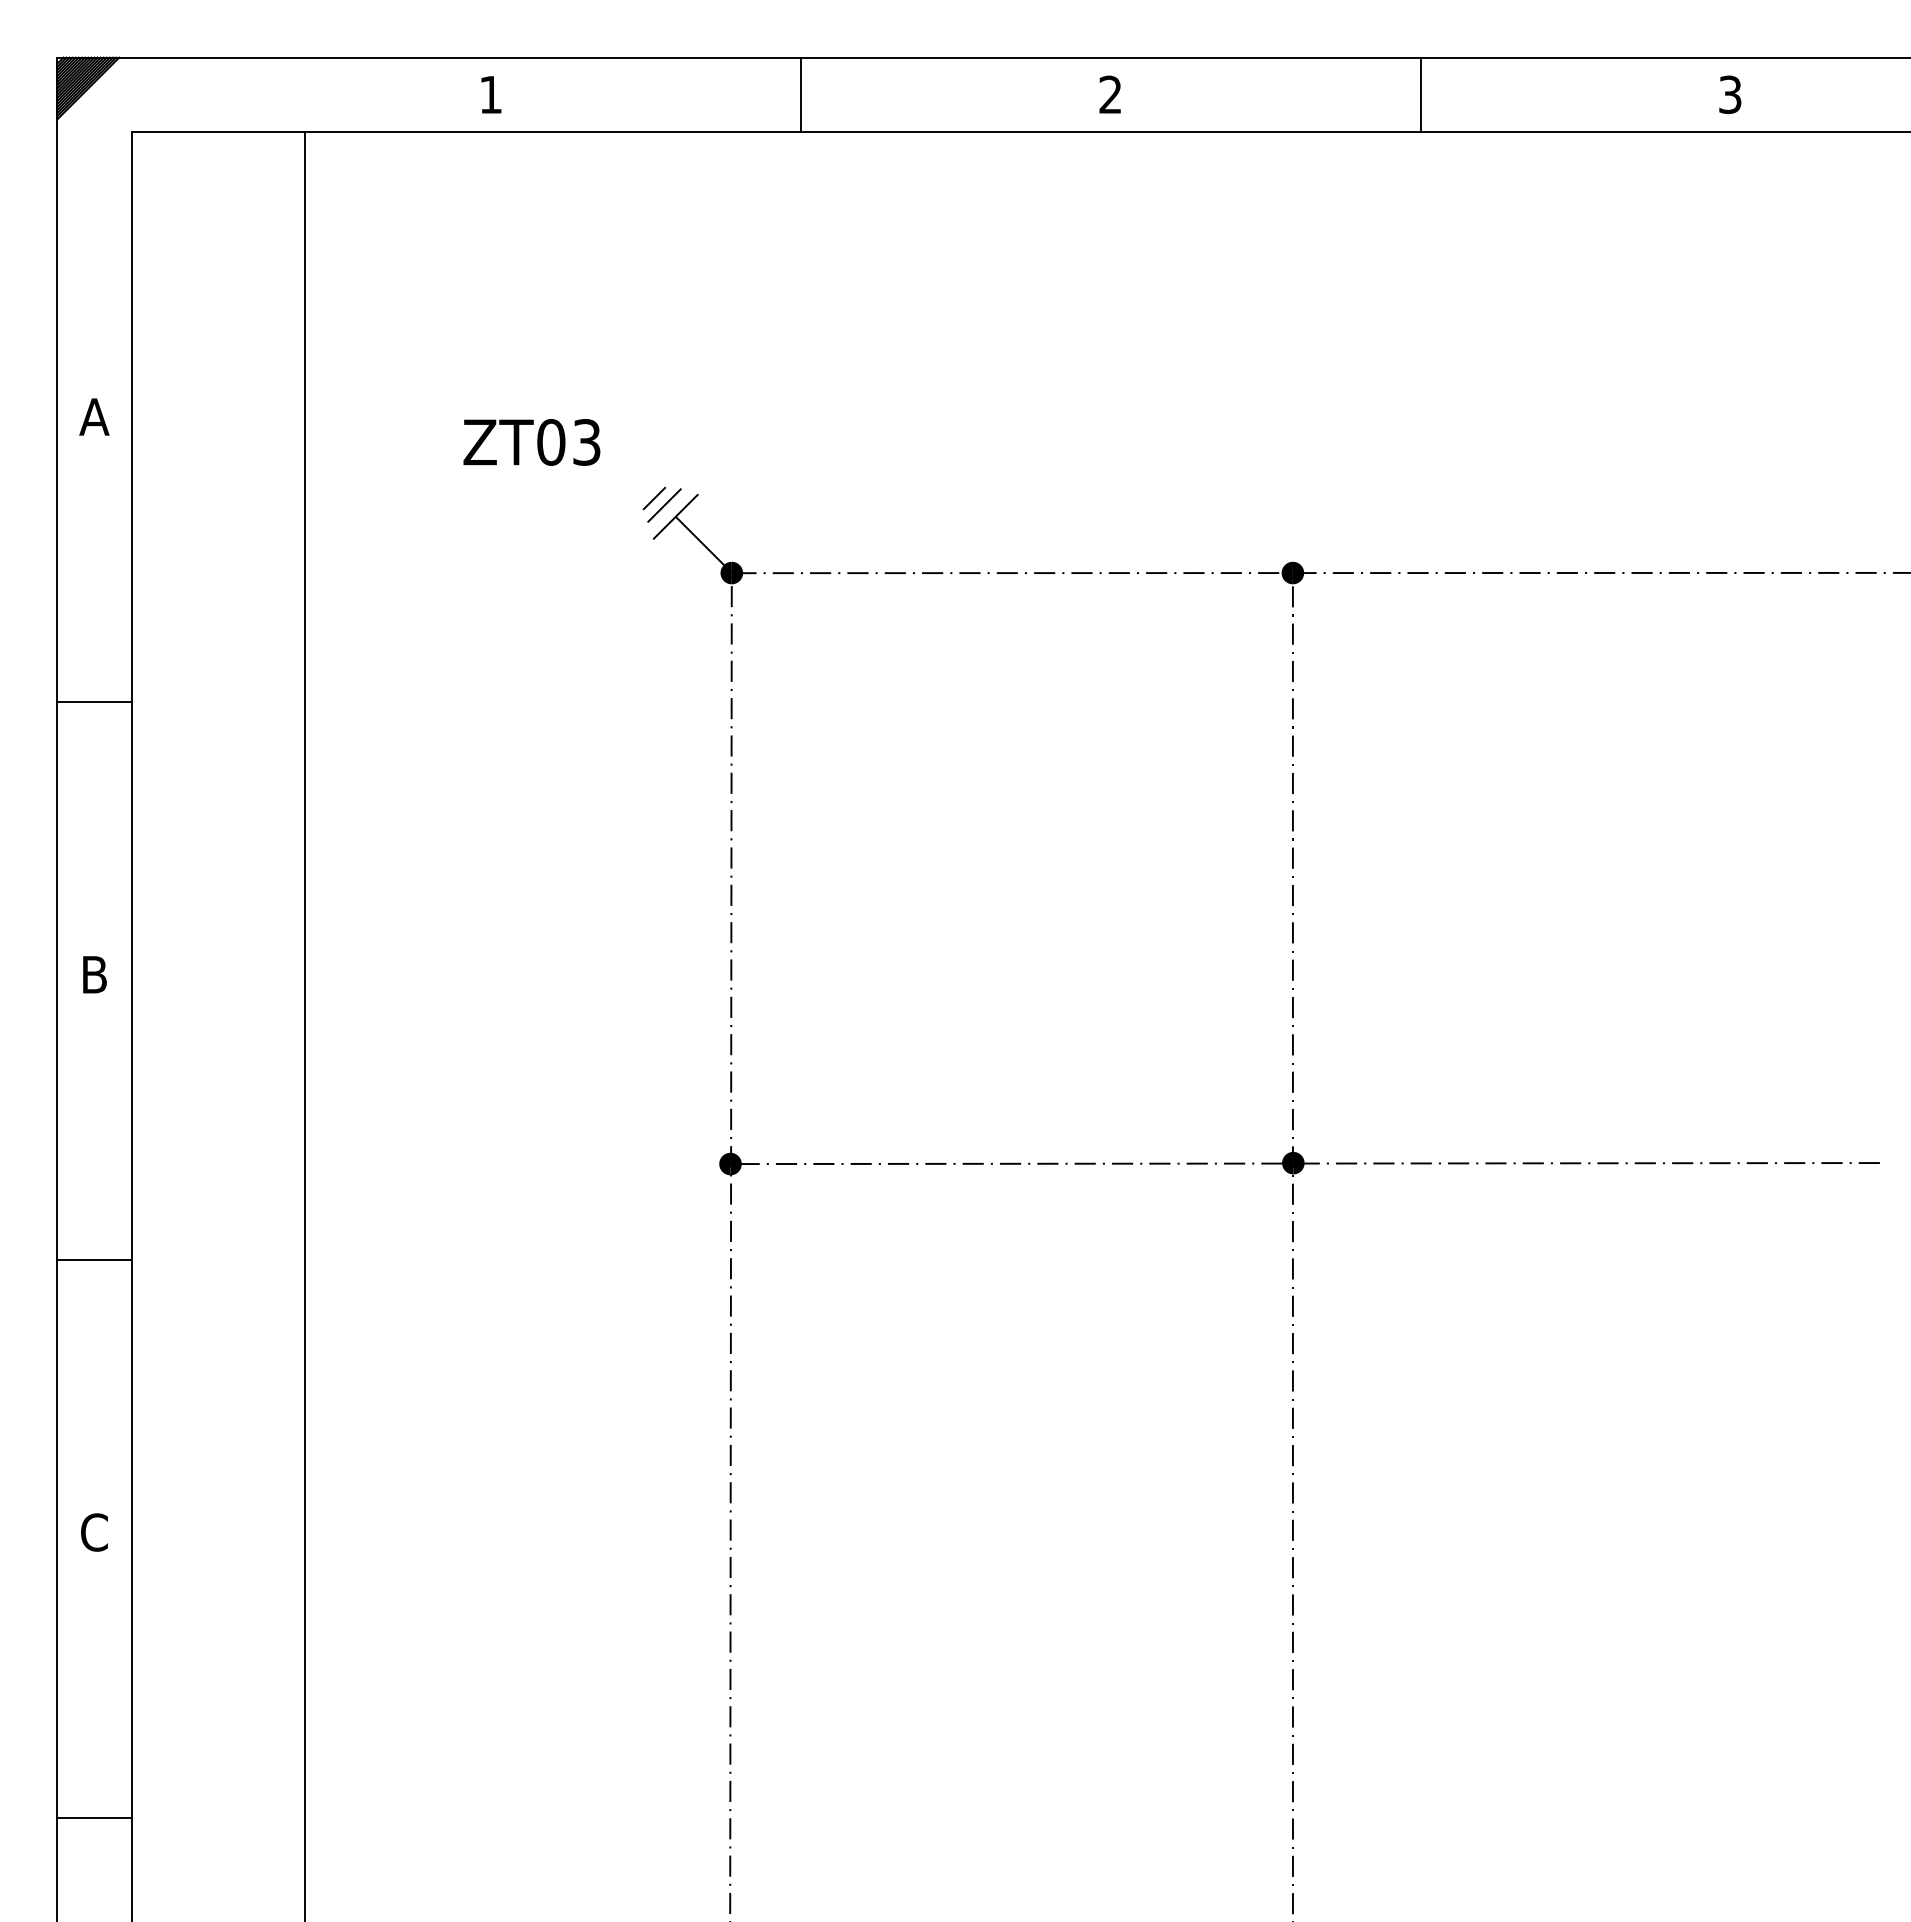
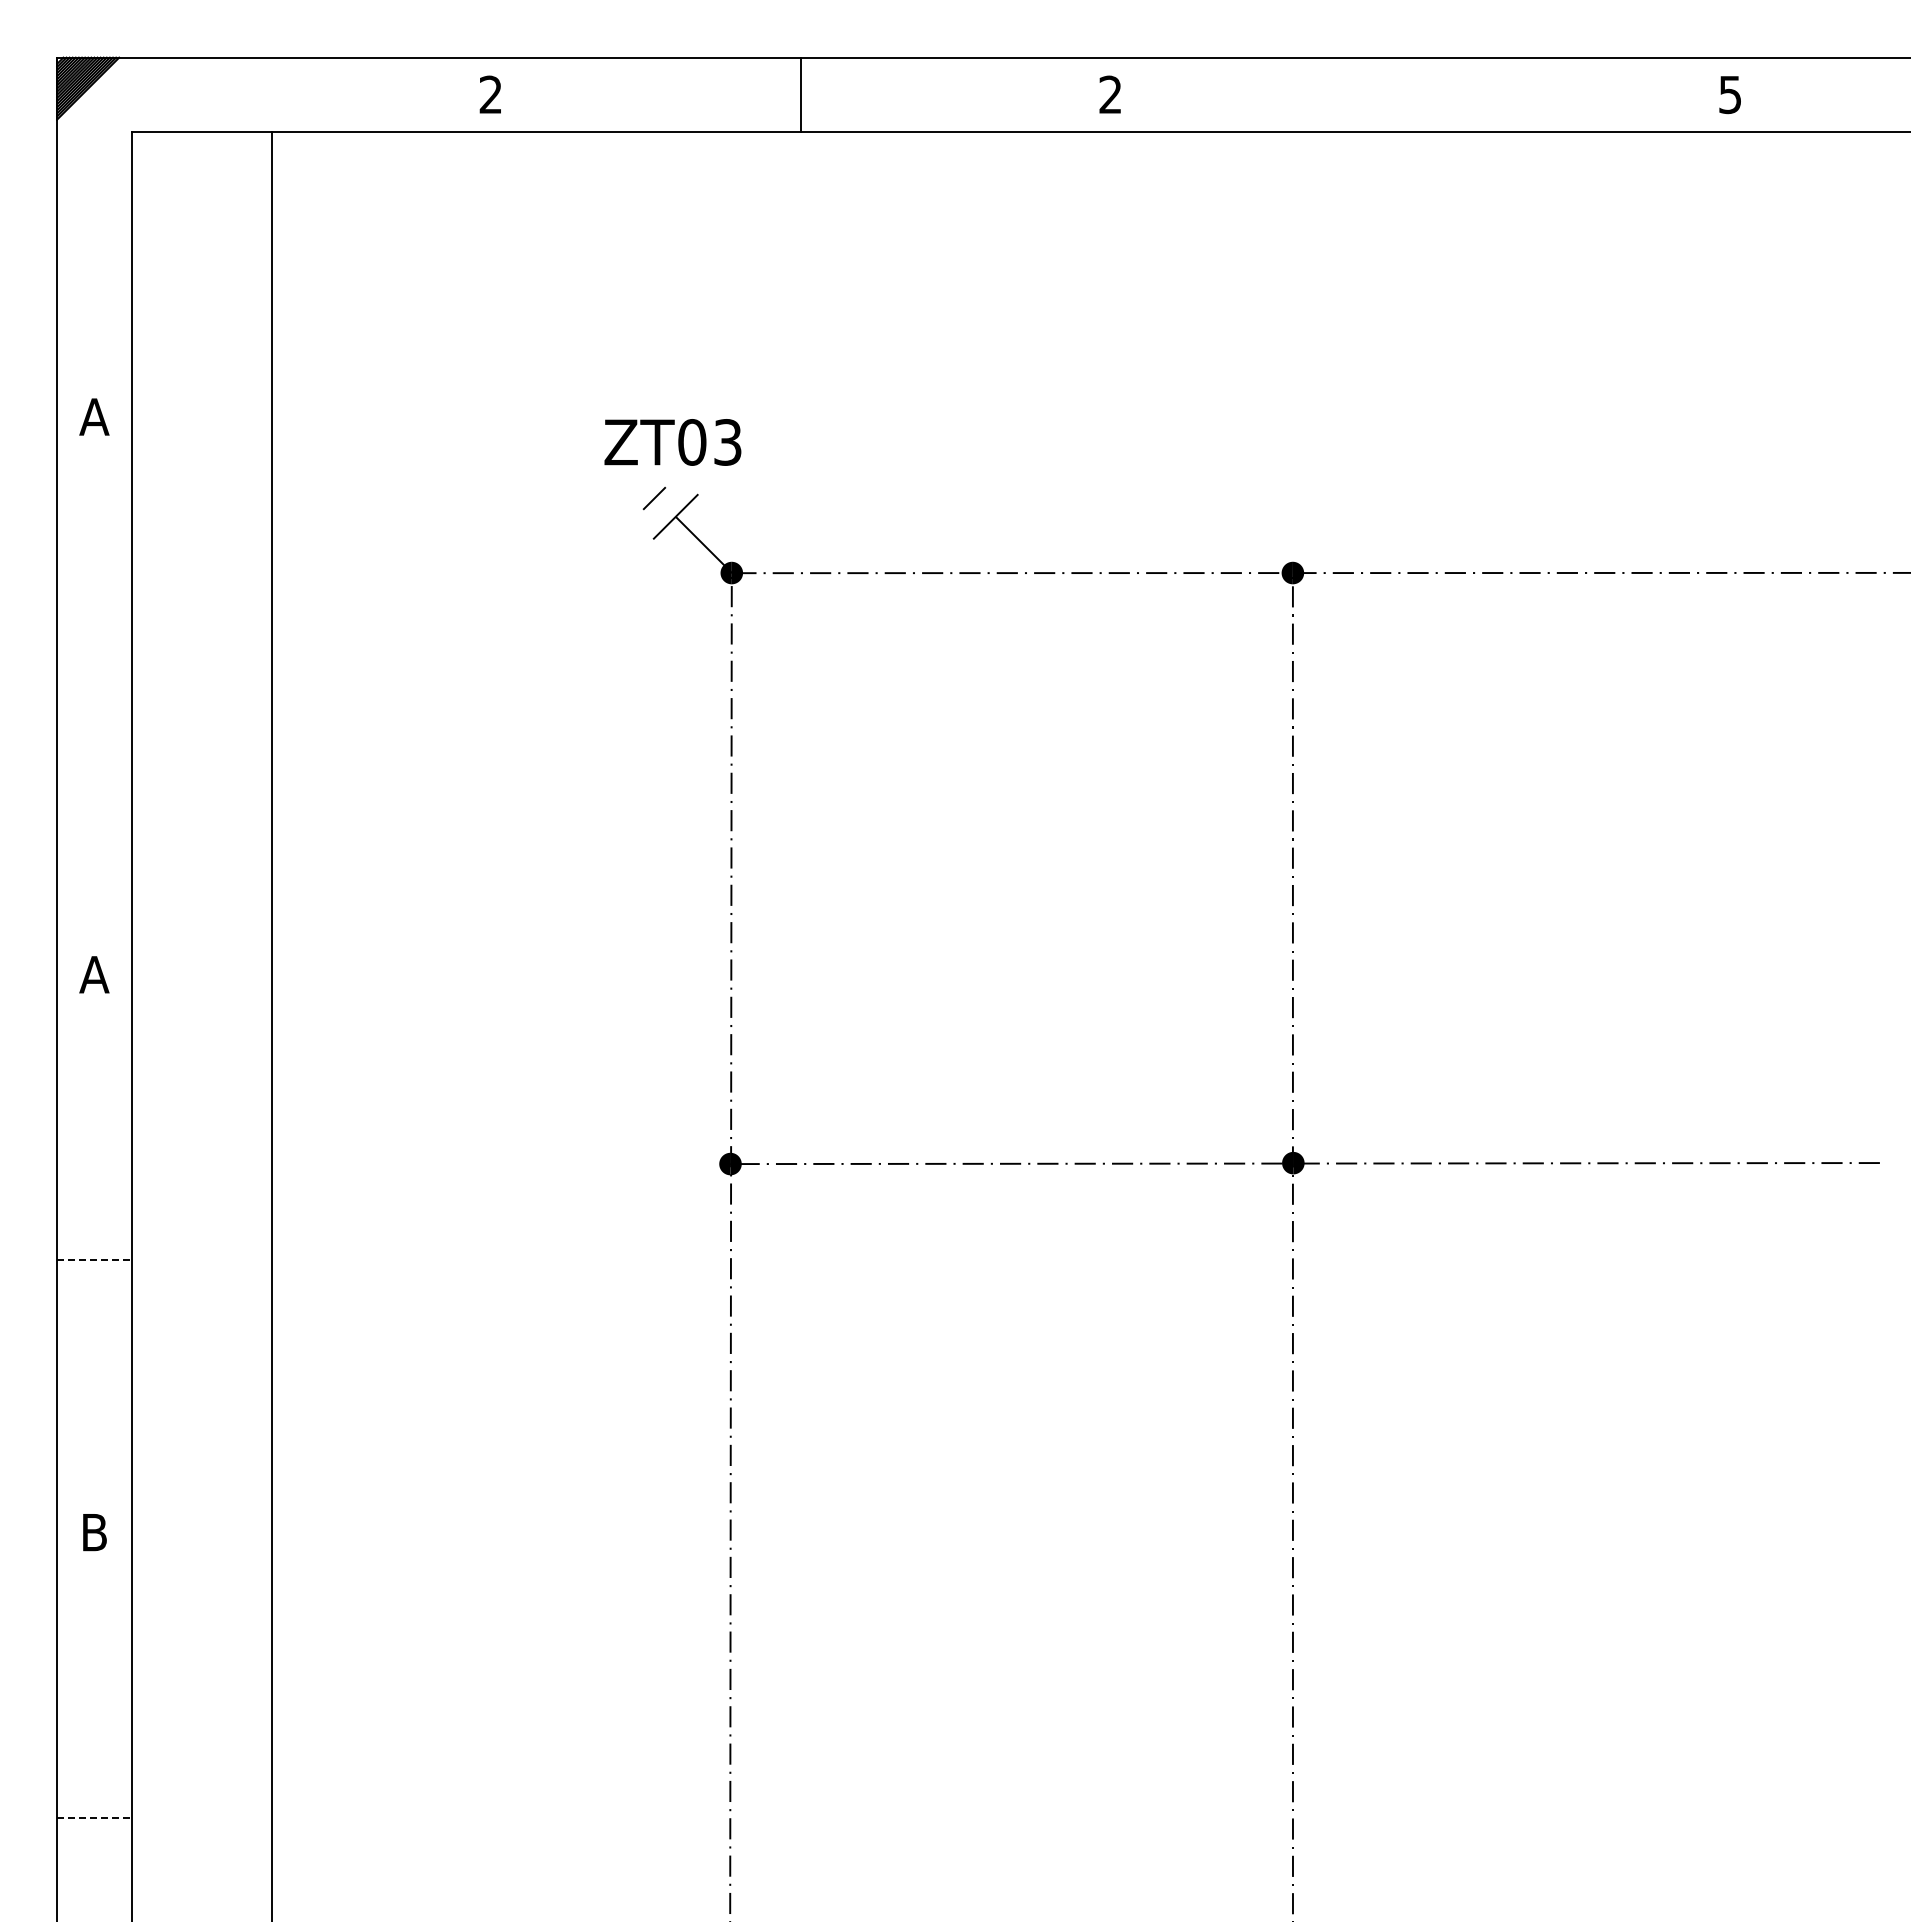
text: 1 -> 2 (490, 94)
line: present -> none (1420, 94)
text: 3 -> 5 (1730, 94)
text position: (531, 442) -> (672, 442) (672, 442)
line: present -> none (664, 505)
line: present -> none (94, 702)
text: B -> A (94, 974)
line position: (305, 1024) -> (272, 1024) (272, 1024)
line: solid -> dashed (94, 1259)
text: C -> B (94, 1532)
line: solid -> dashed (94, 1817)
